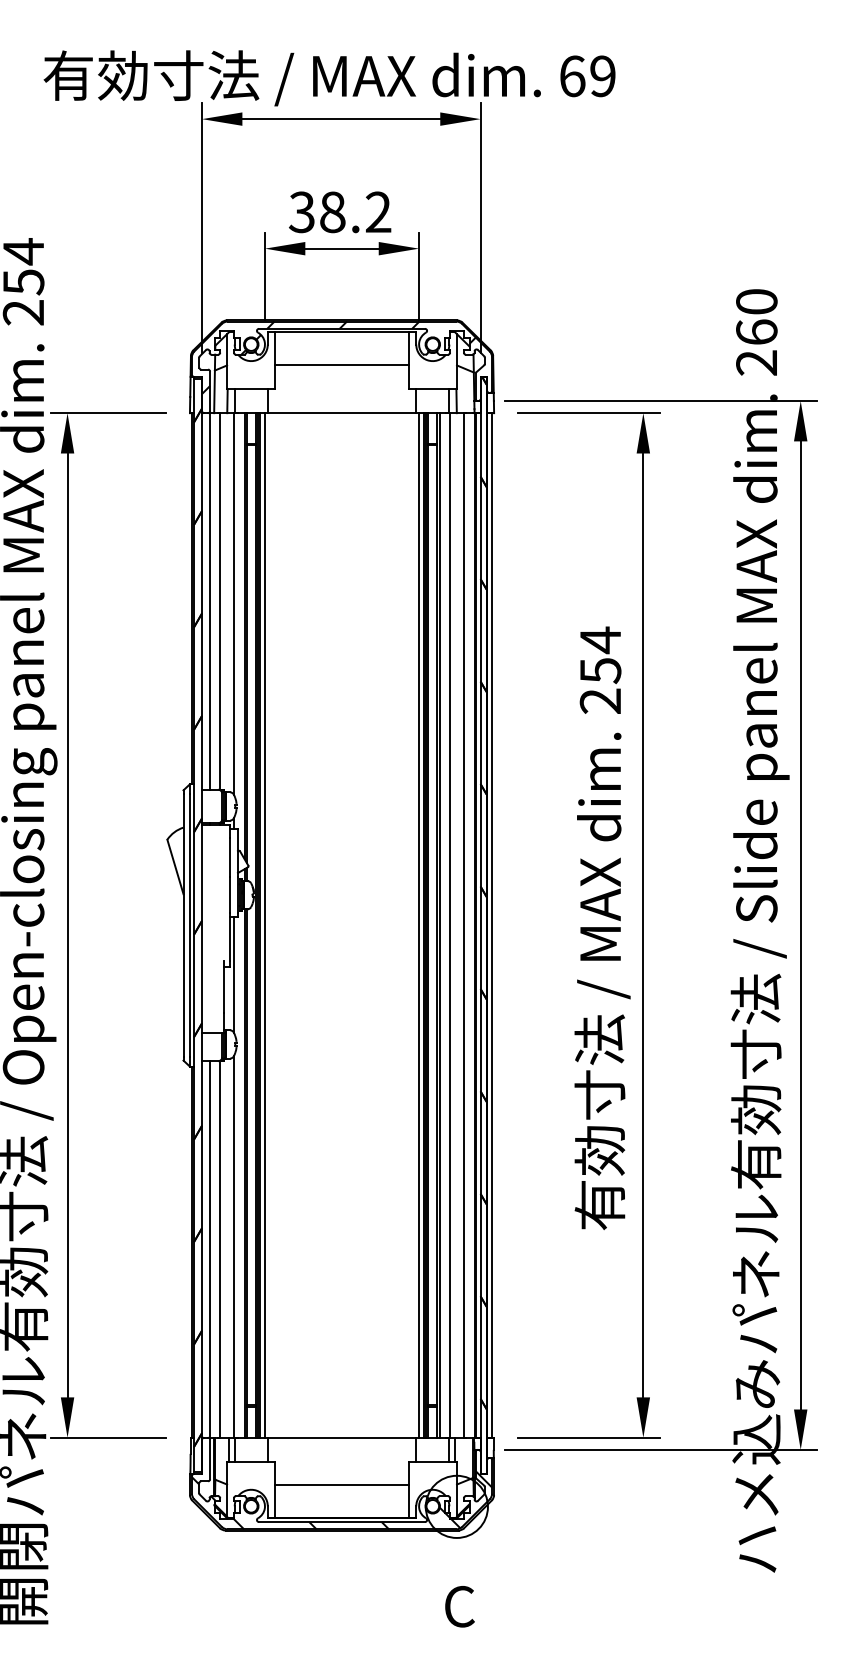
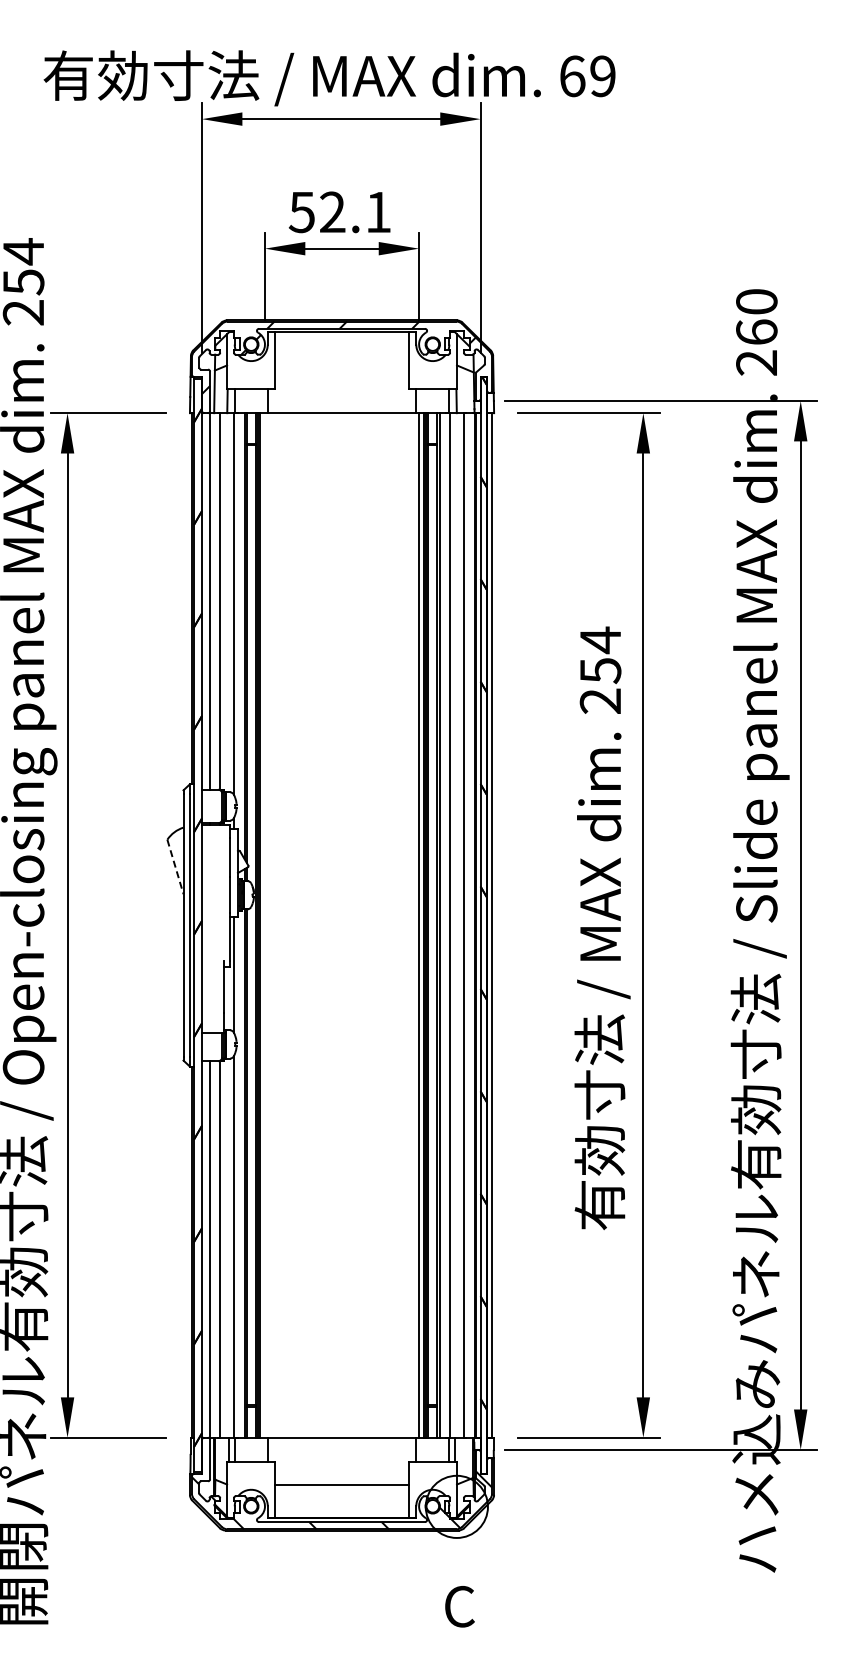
text: 38.2 -> 52.1 (340, 212)
line: present -> none (341, 364)
line: solid -> dashed (175, 867)
line: present -> none (265, 925)
